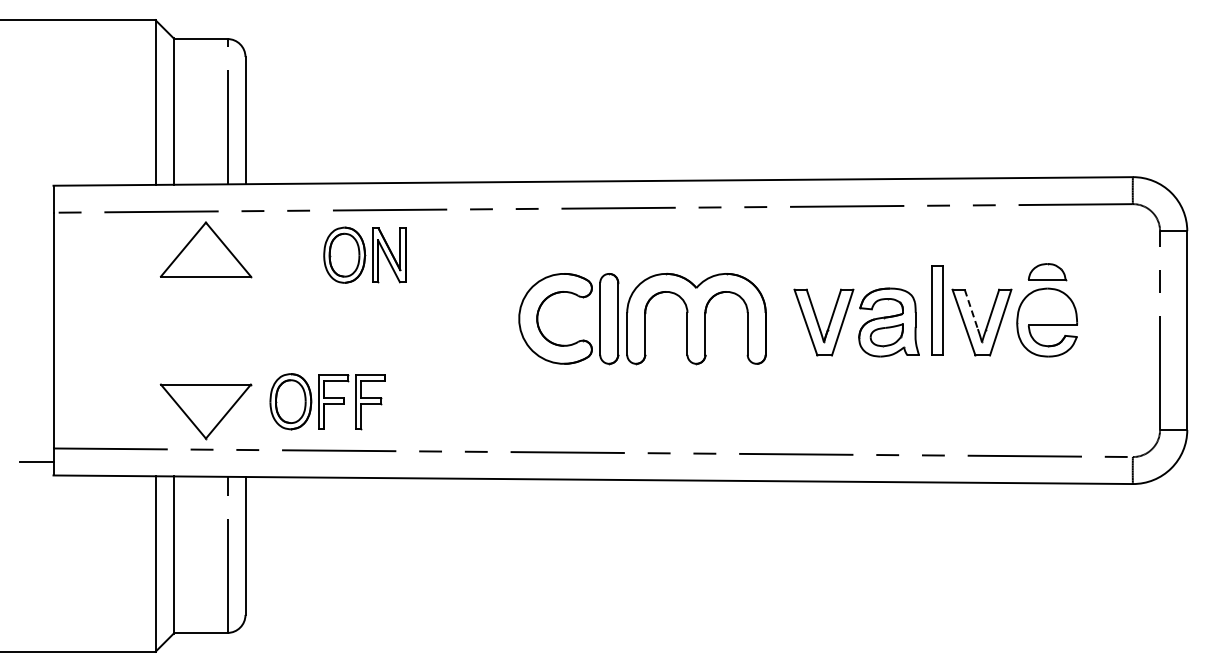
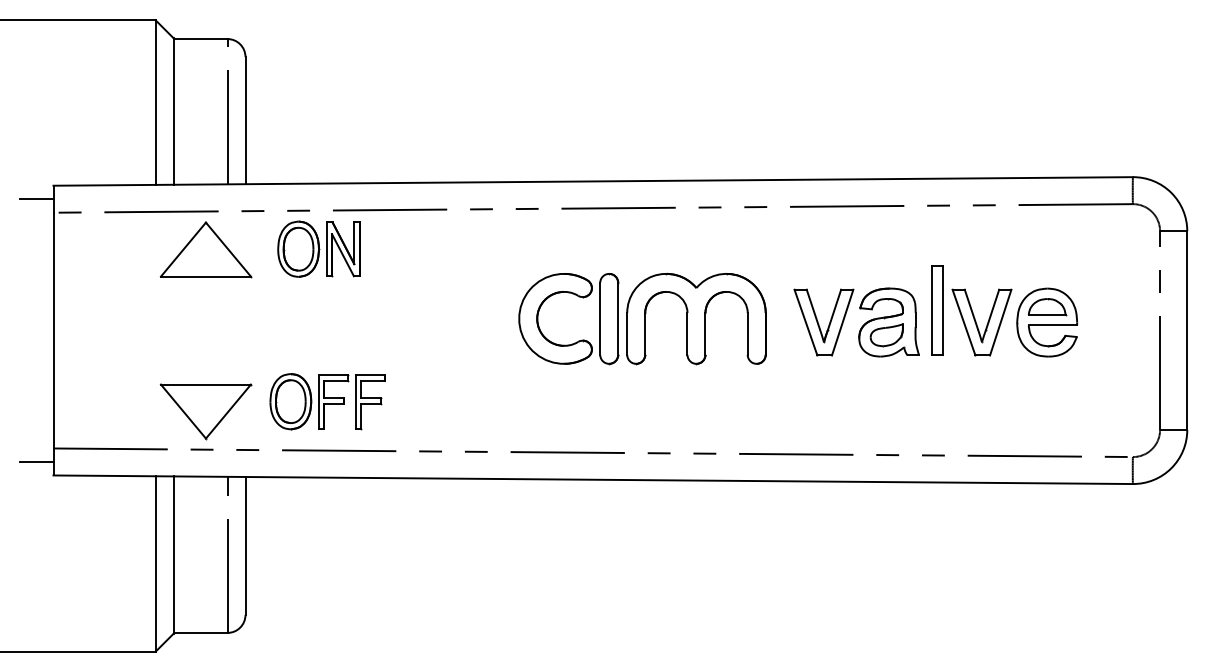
line: none -> present (36, 199)
part position: (364, 254) -> (318, 248) (318, 248)
part position: (1047, 272) -> (1047, 307) (1047, 307)
line: dashed -> solid (971, 309)
